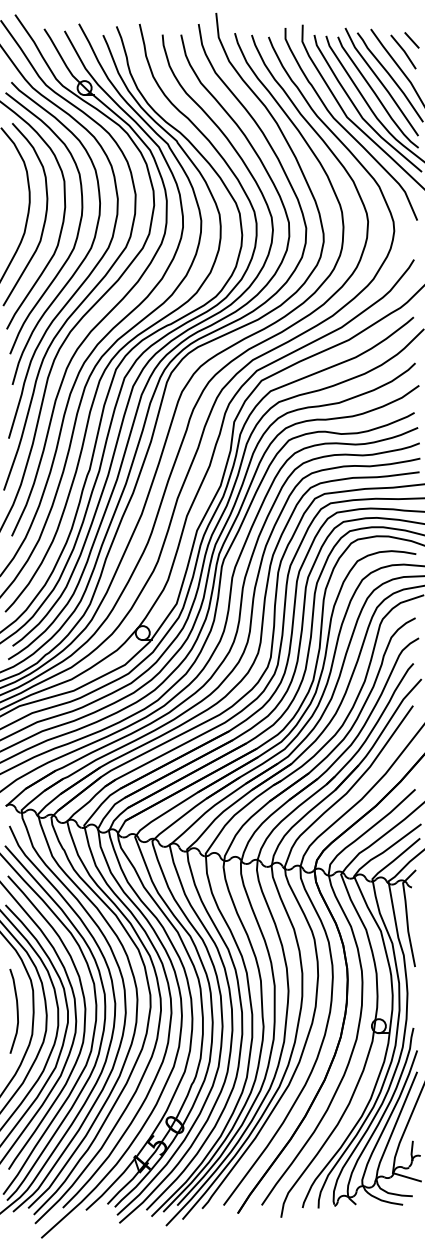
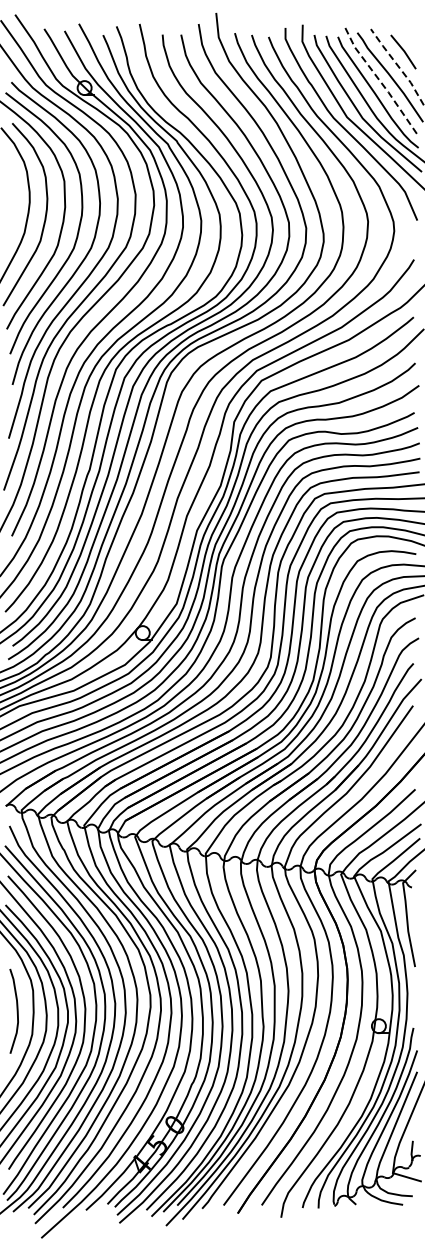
line: present -> none (411, 40)
line: solid -> dashed (398, 66)
line: solid -> dashed (380, 82)
